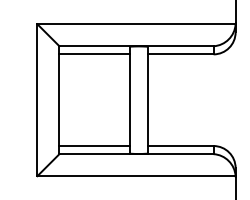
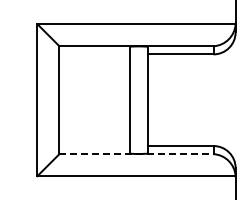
line: present -> none (94, 54)
line: present -> none (94, 146)
line: solid -> dashed (137, 154)
